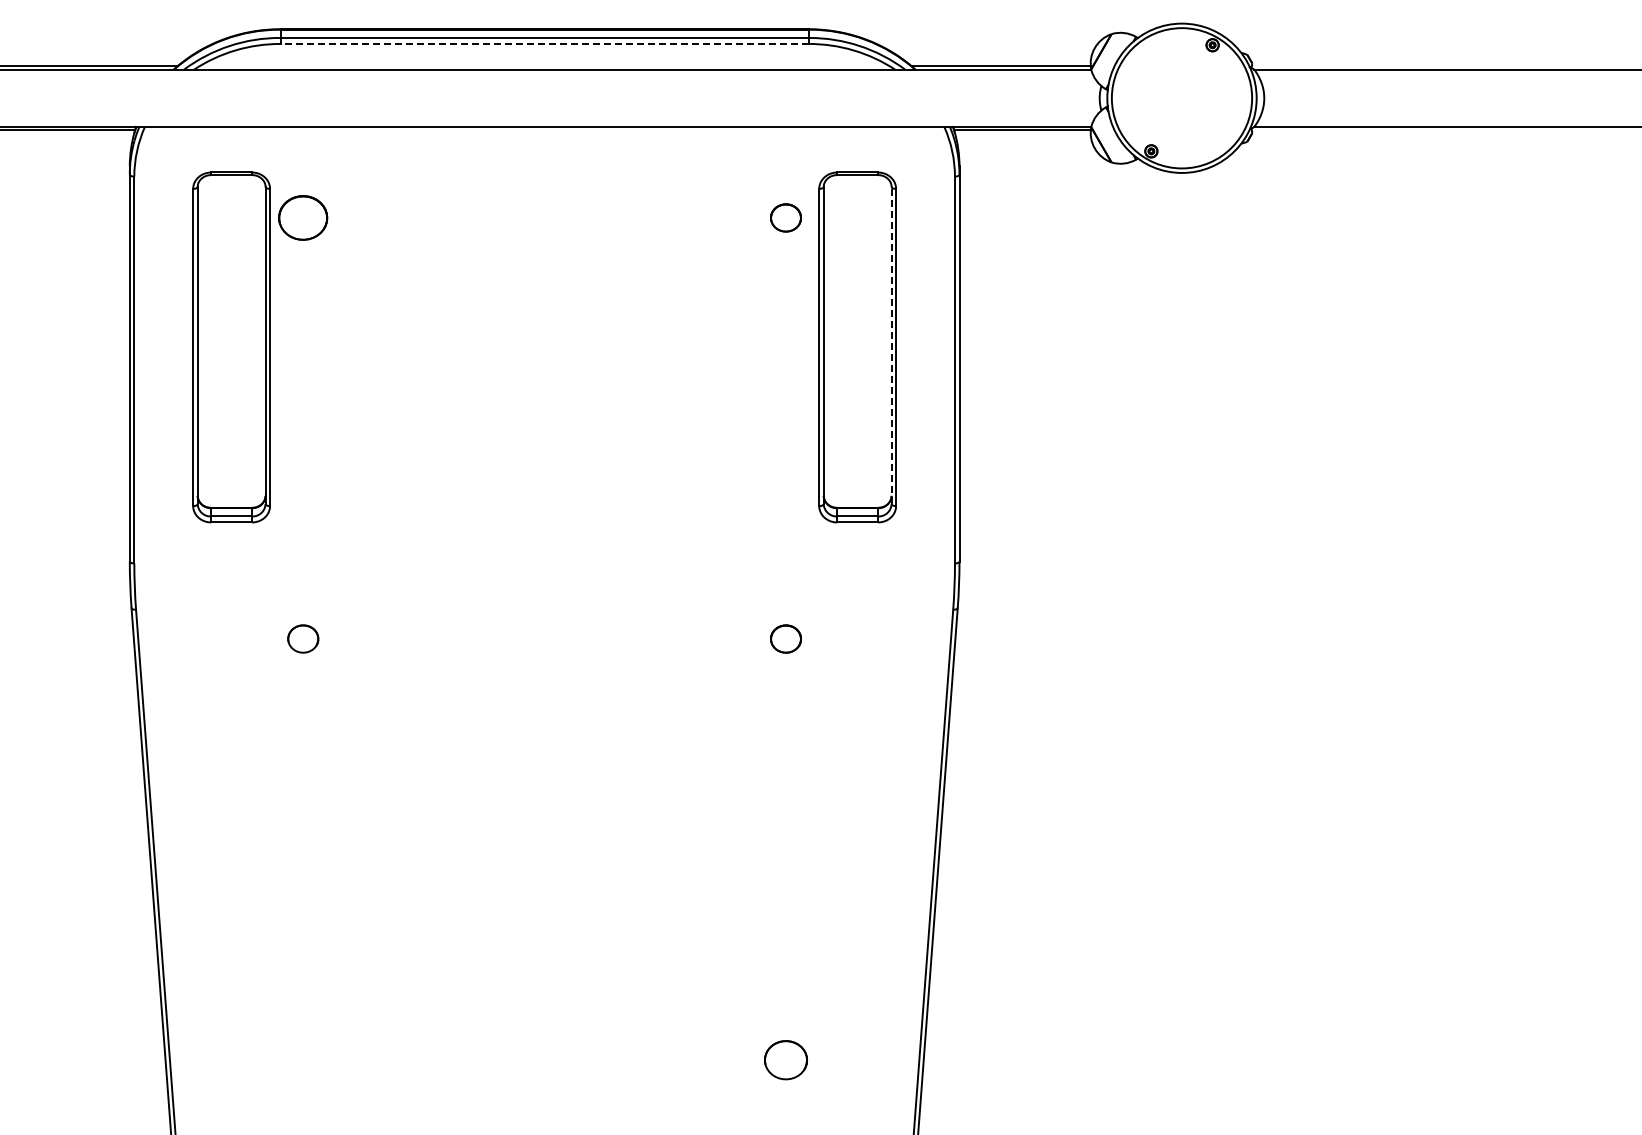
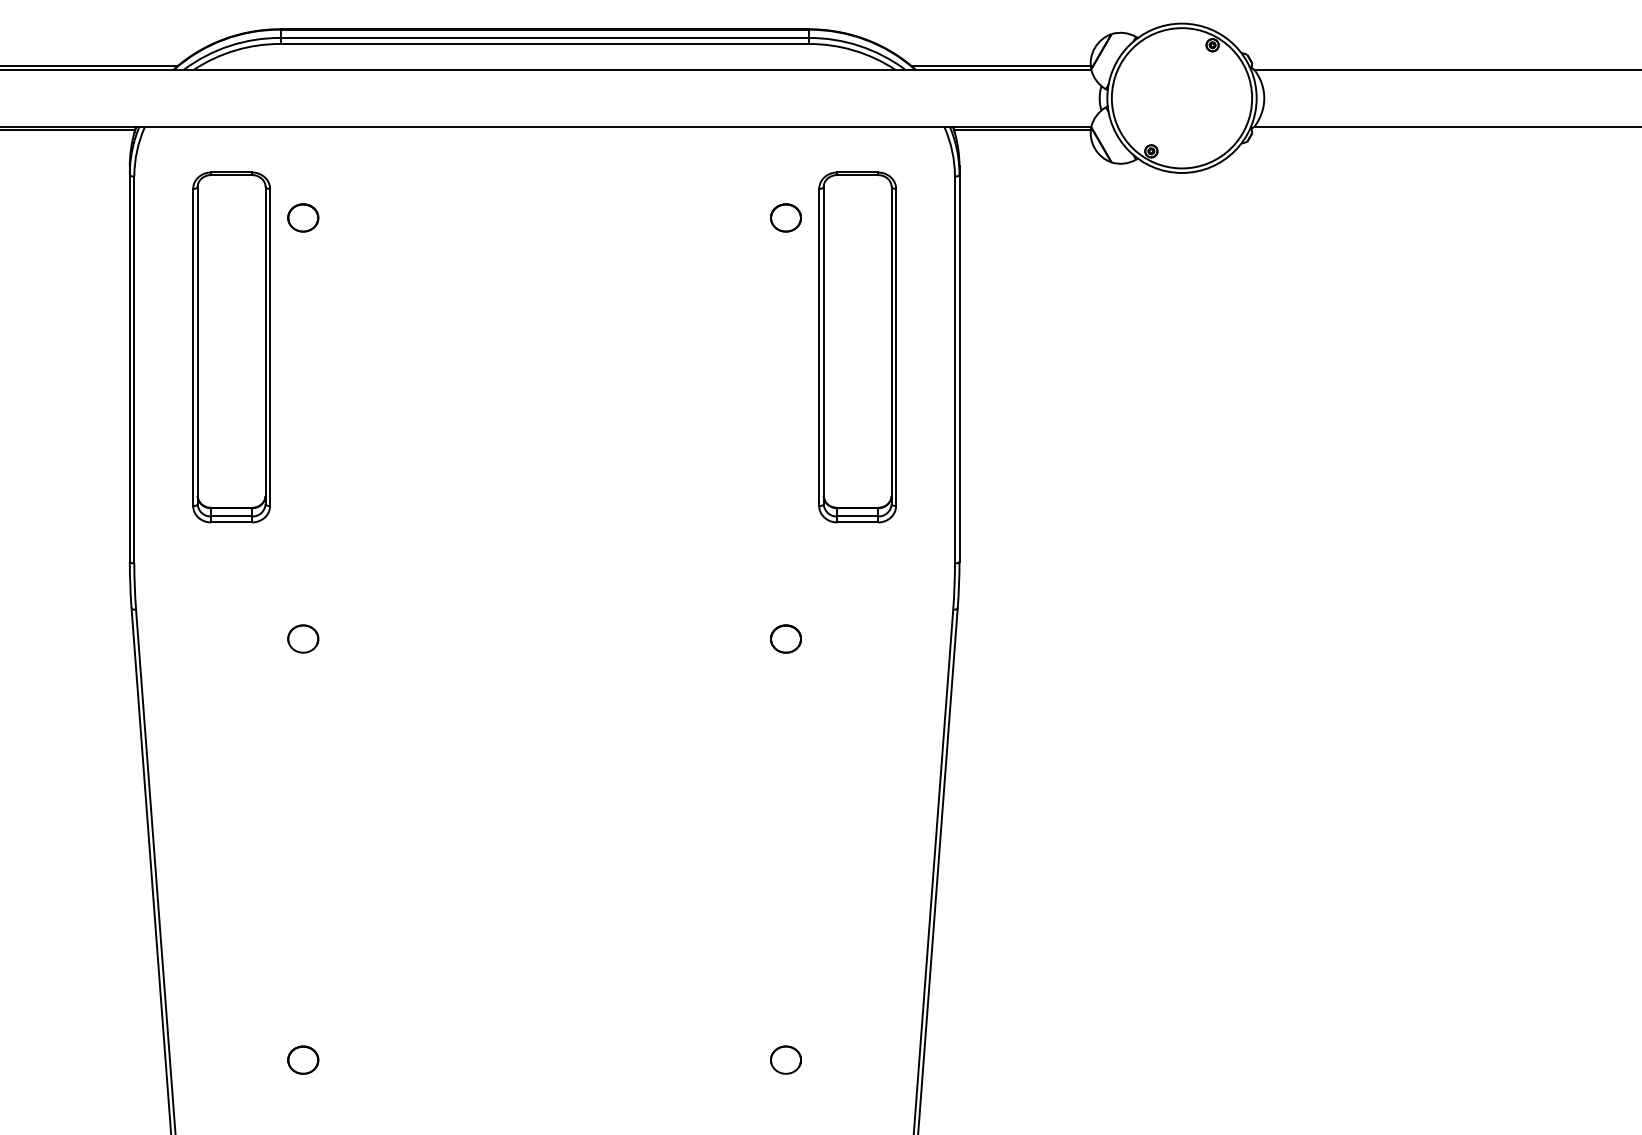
line: dashed -> solid (544, 43)
part size: 51x46 px -> 33x30 px (303, 217)
line: dashed -> solid (891, 345)
part: none -> present (303, 1059)
part size: 44x41 px -> 32x30 px (785, 1059)
